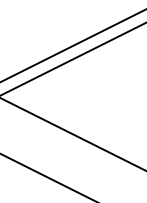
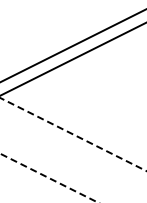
line: solid -> dashed (73, 134)
line: solid -> dashed (49, 178)
